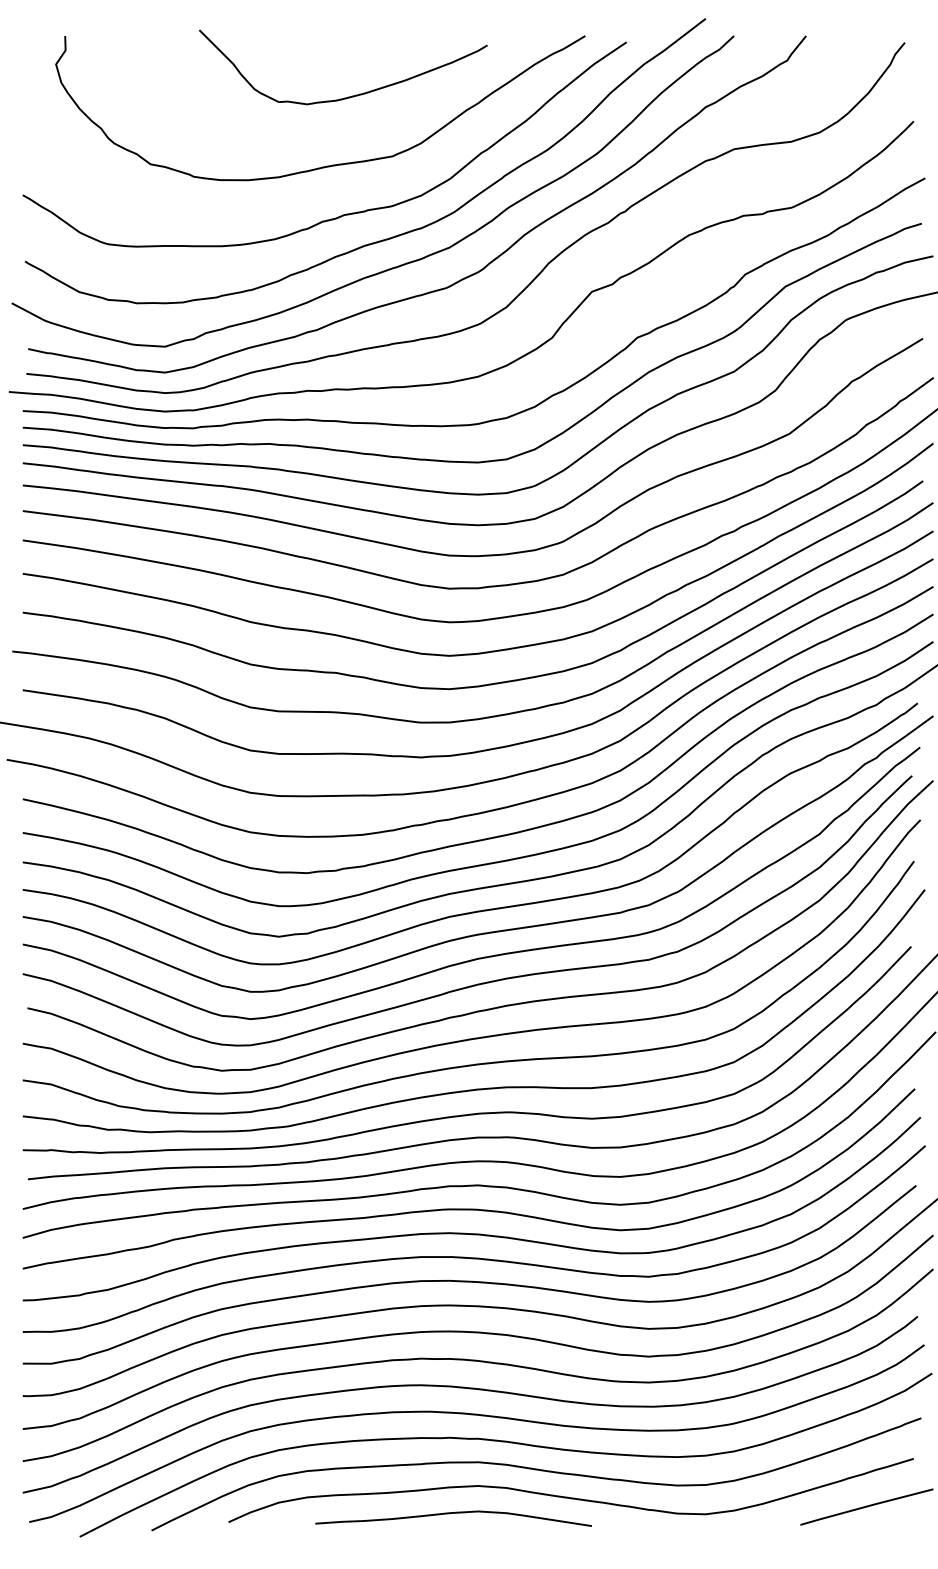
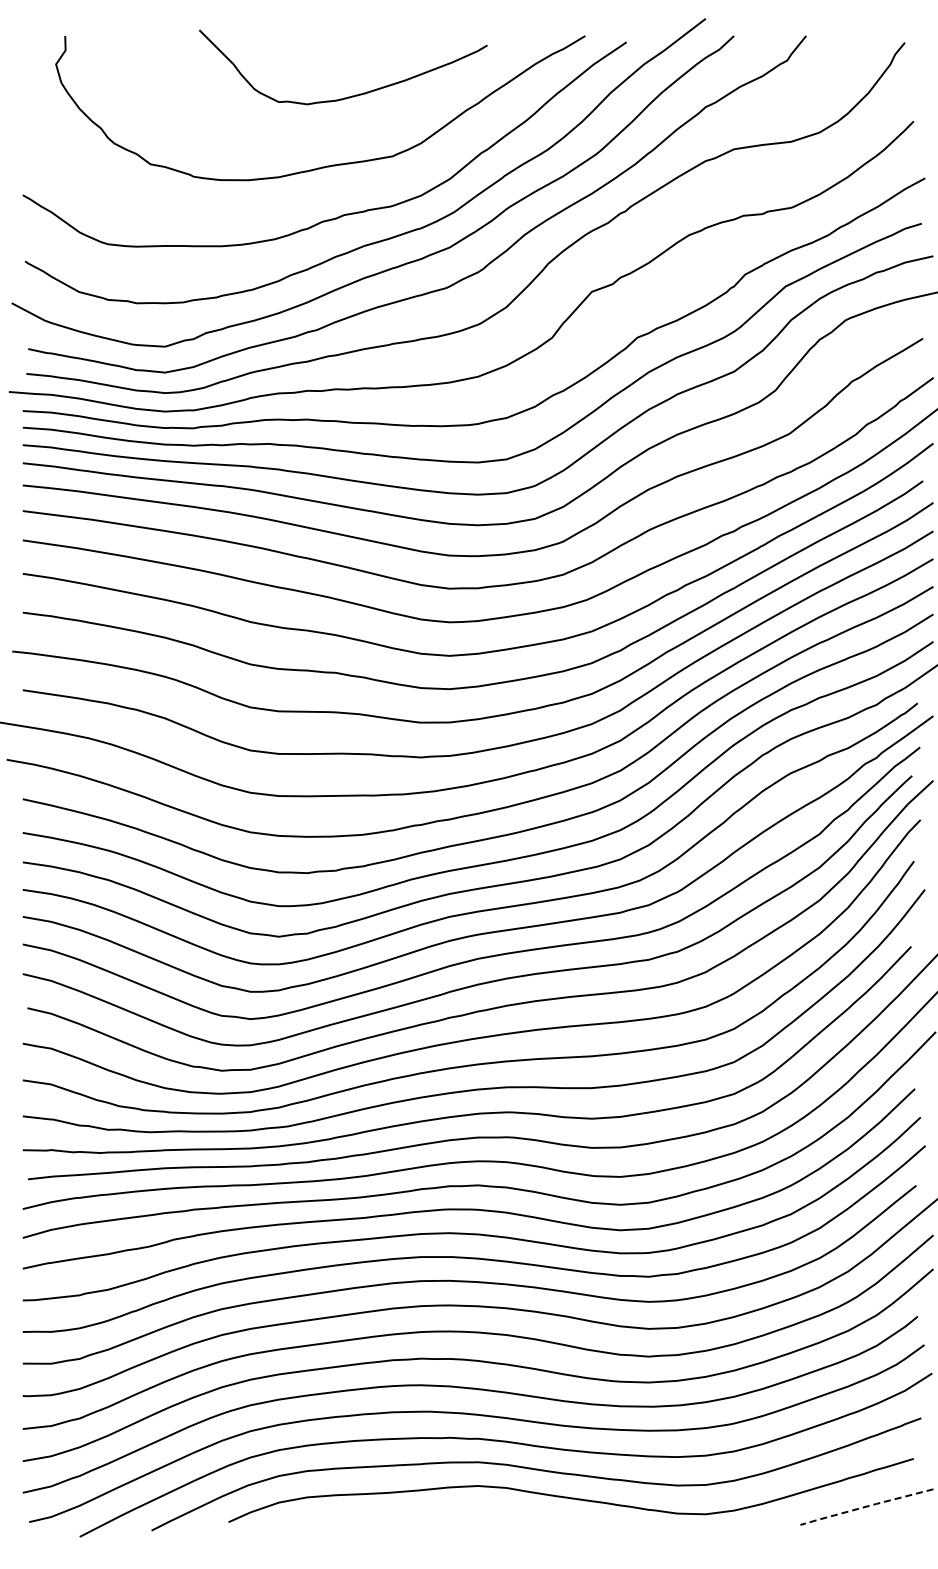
line: solid -> dashed (866, 1506)
curve: present -> none (453, 1513)
